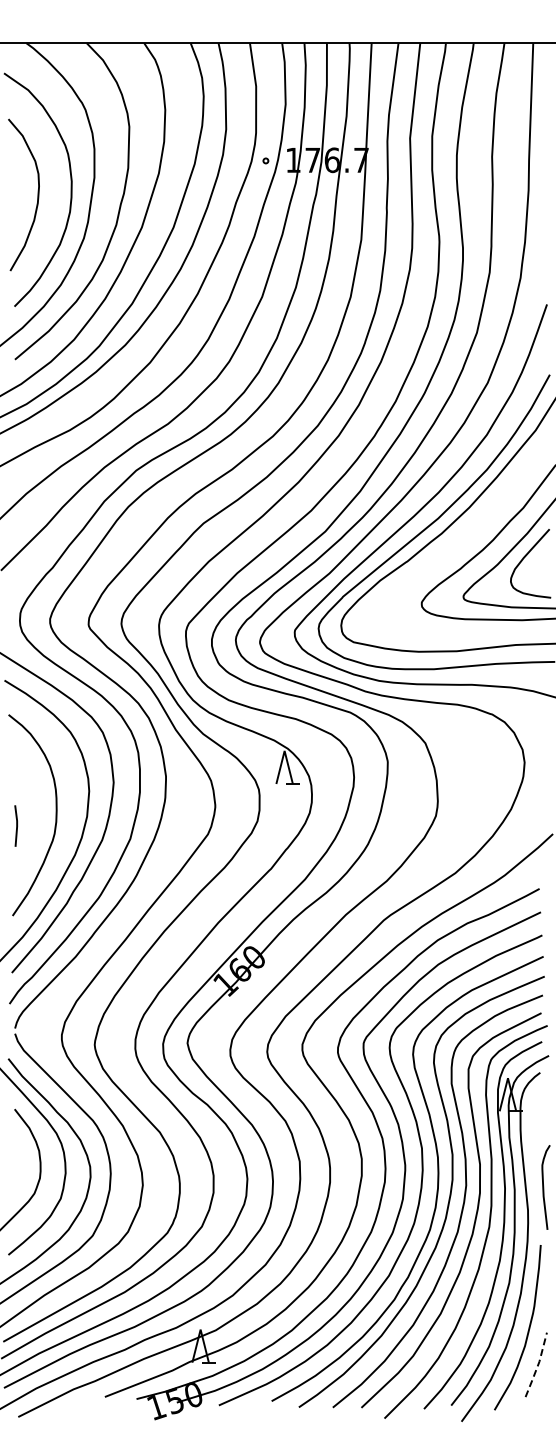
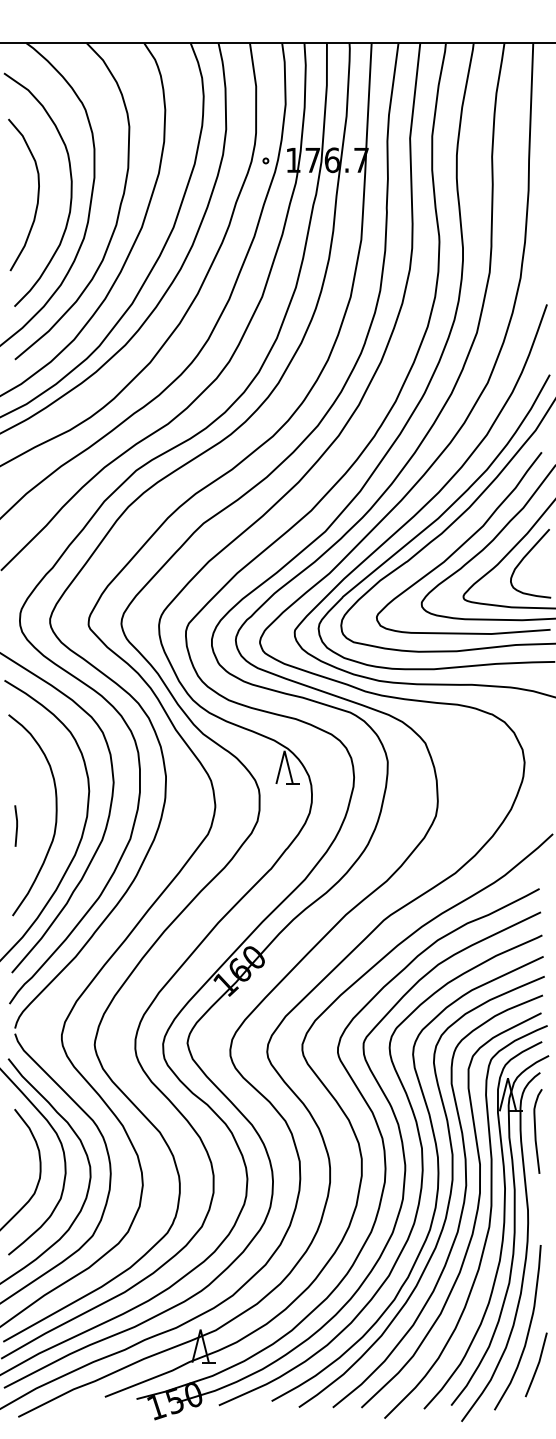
curve: none -> present (463, 543)
curve position: (544, 1187) -> (536, 1131) (536, 1131)
line: dashed -> solid (538, 1365)
